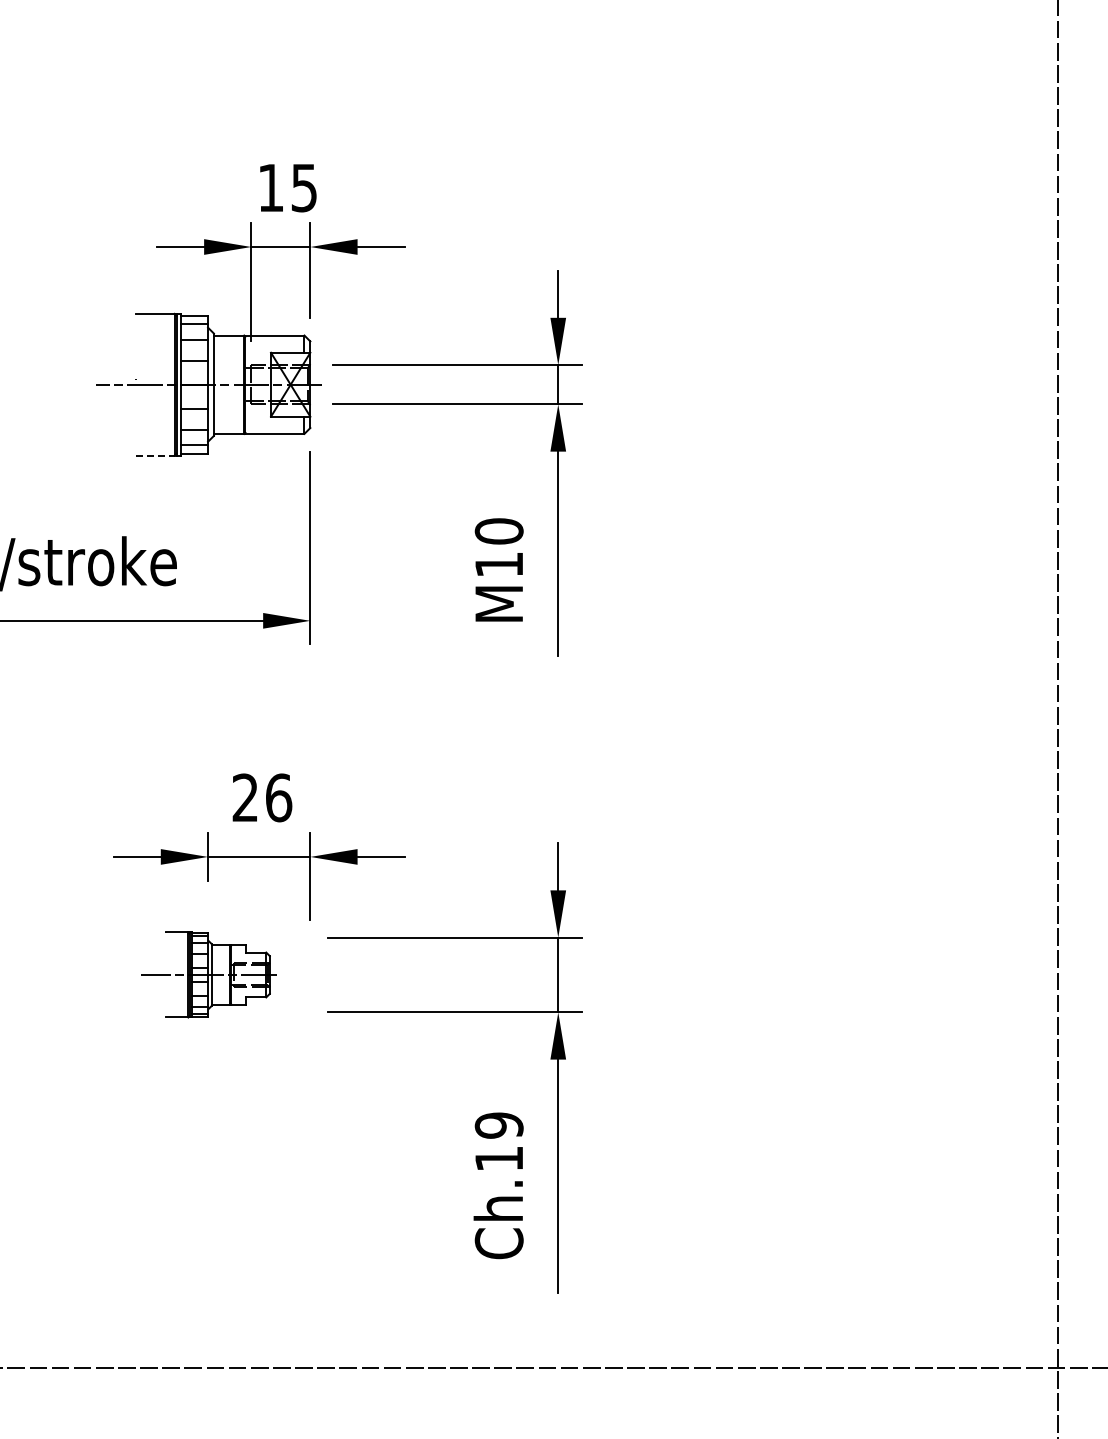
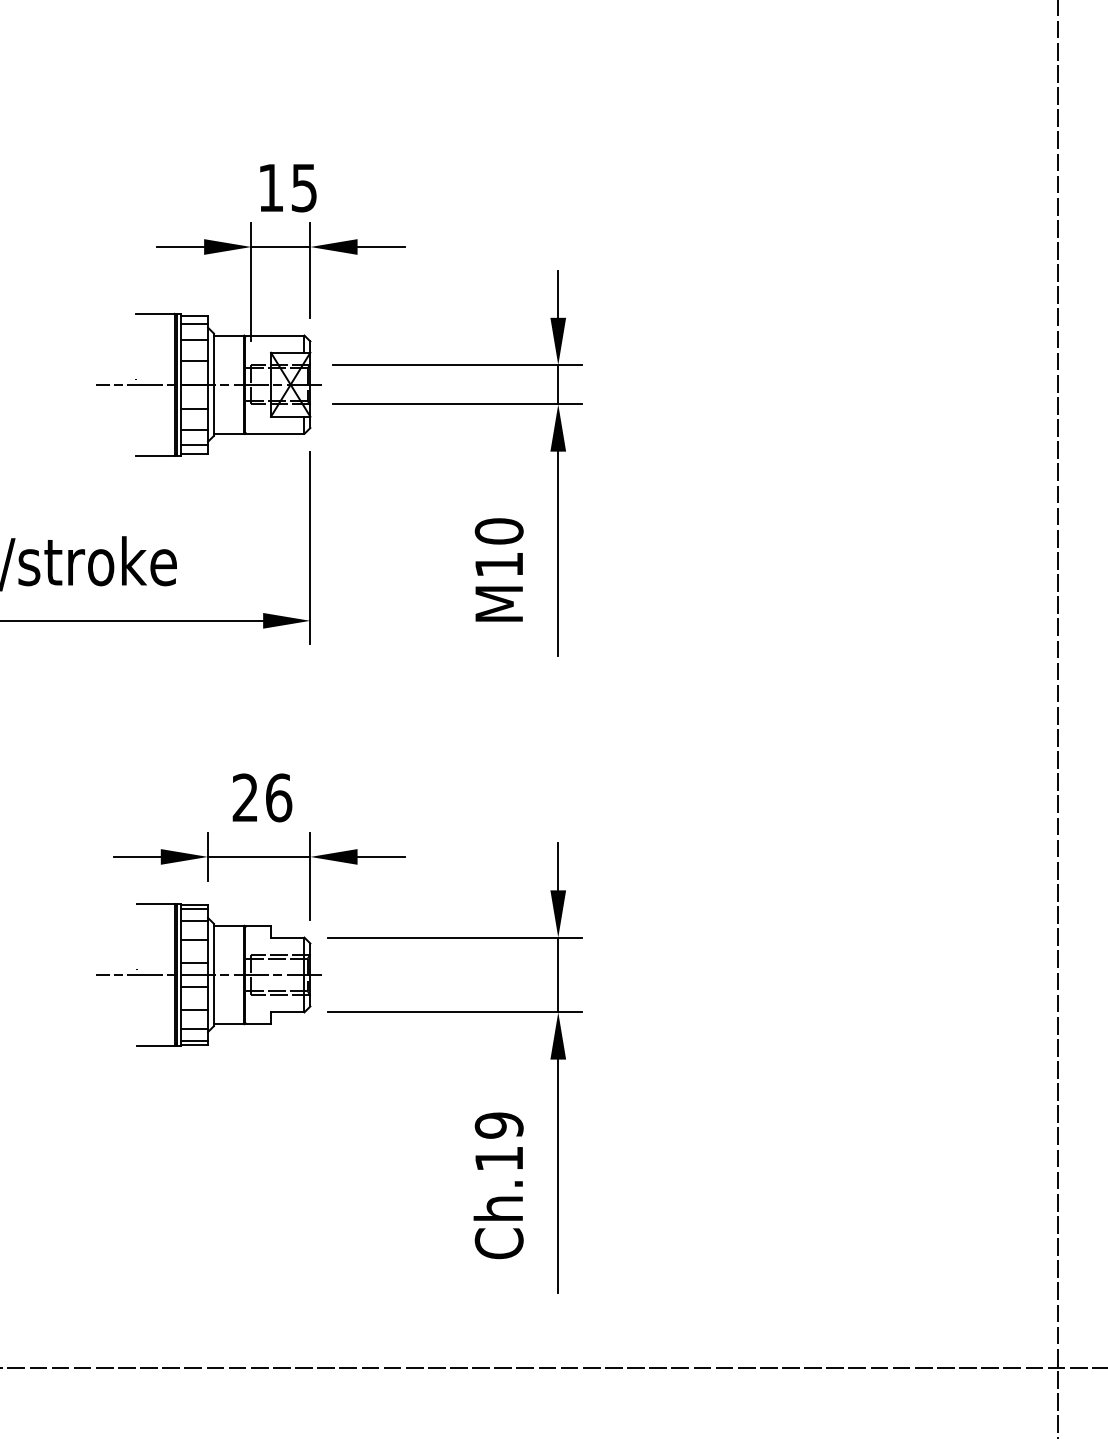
line: dashed -> solid (155, 455)
part size: 136x88 px -> 226x144 px (208, 974)
